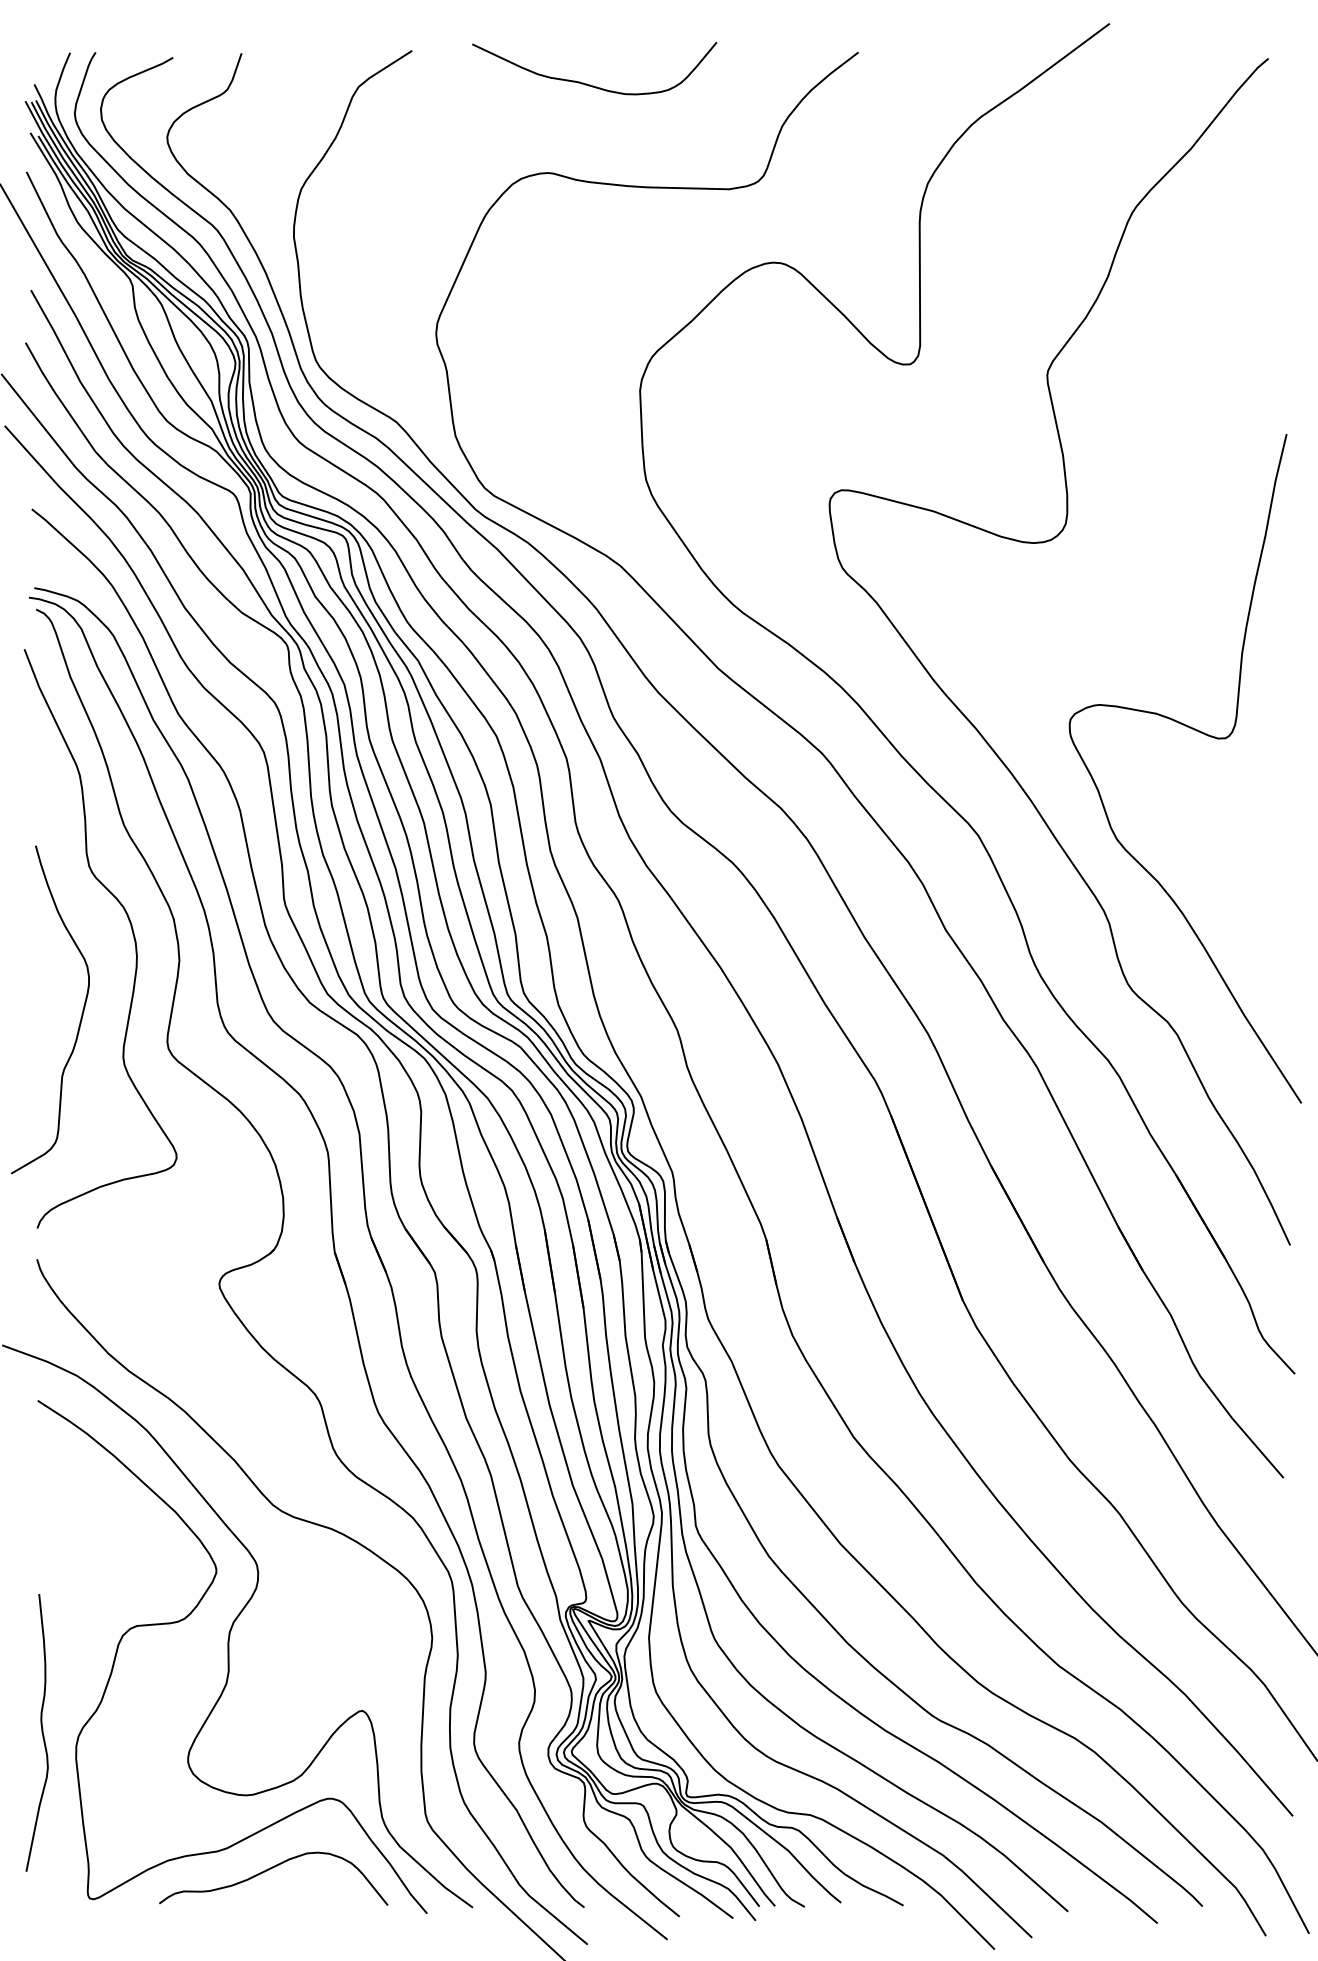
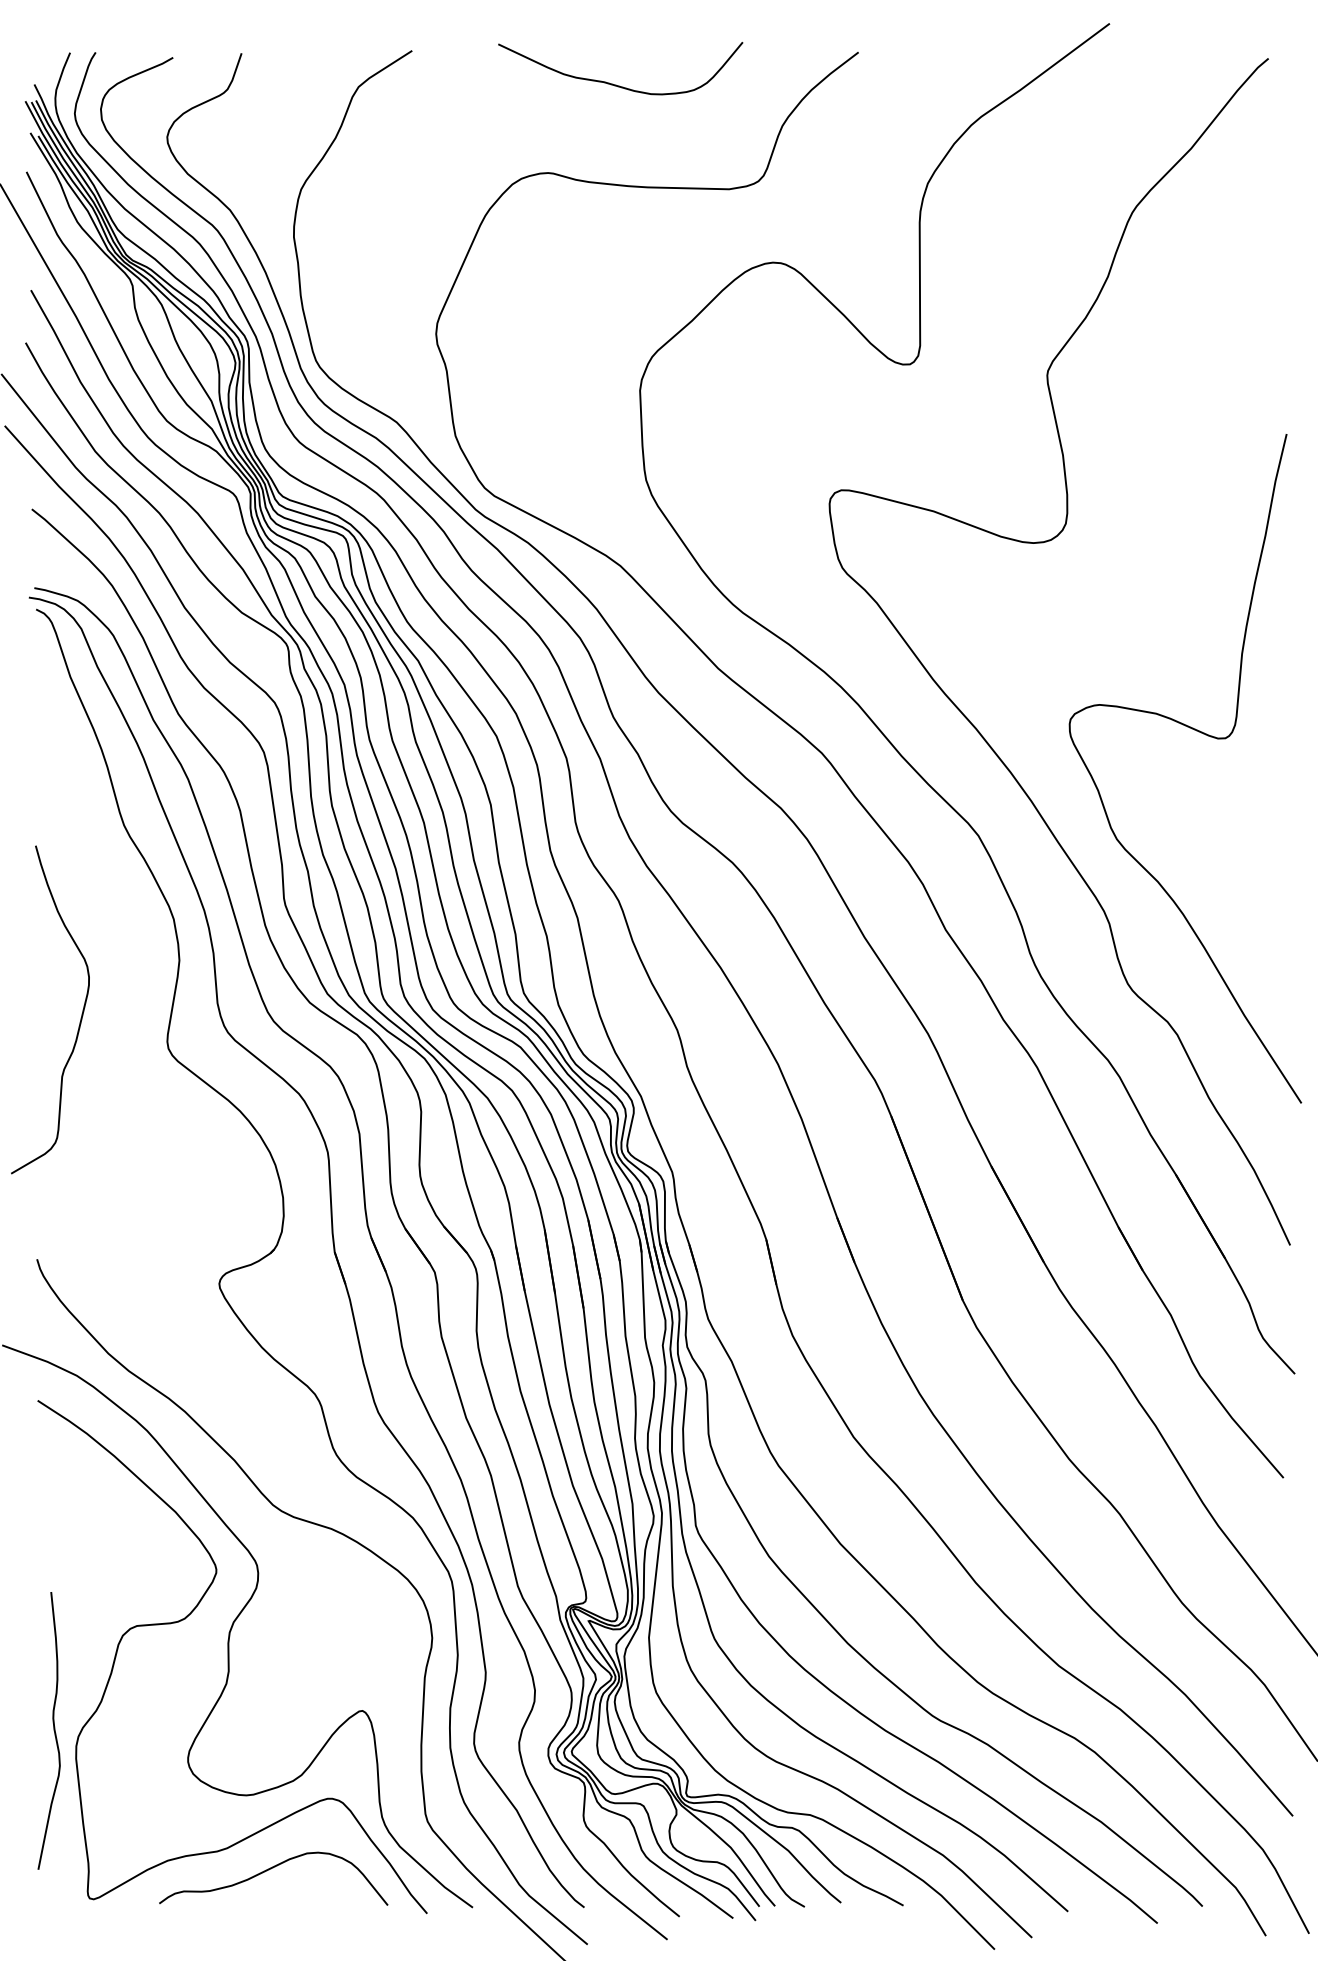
curve position: (590, 84) -> (616, 84) (616, 84)
curve: present -> none (131, 930)
curve position: (41, 1732) -> (53, 1730) (53, 1730)
